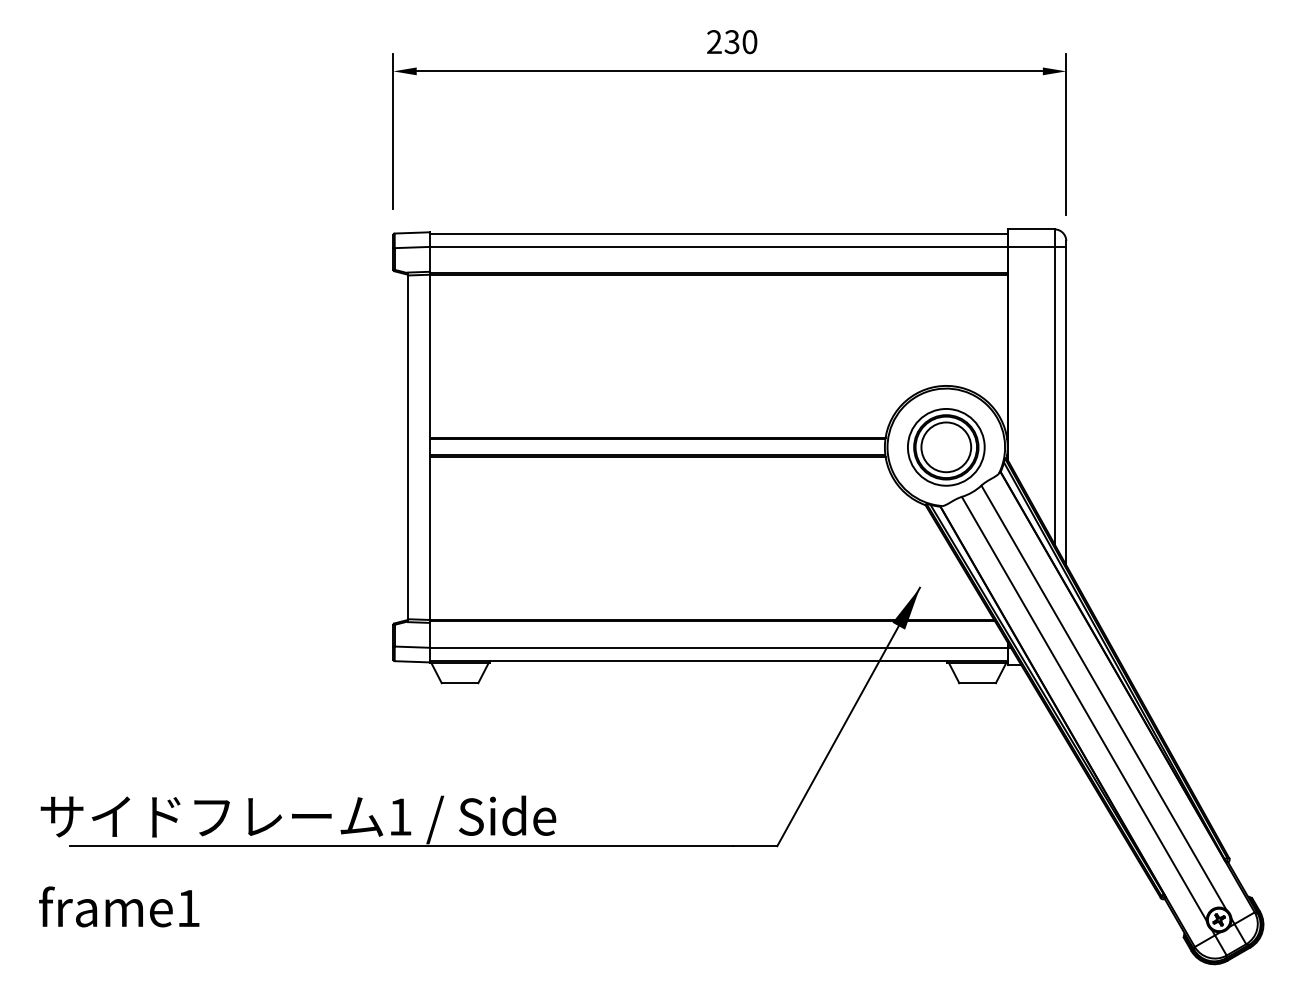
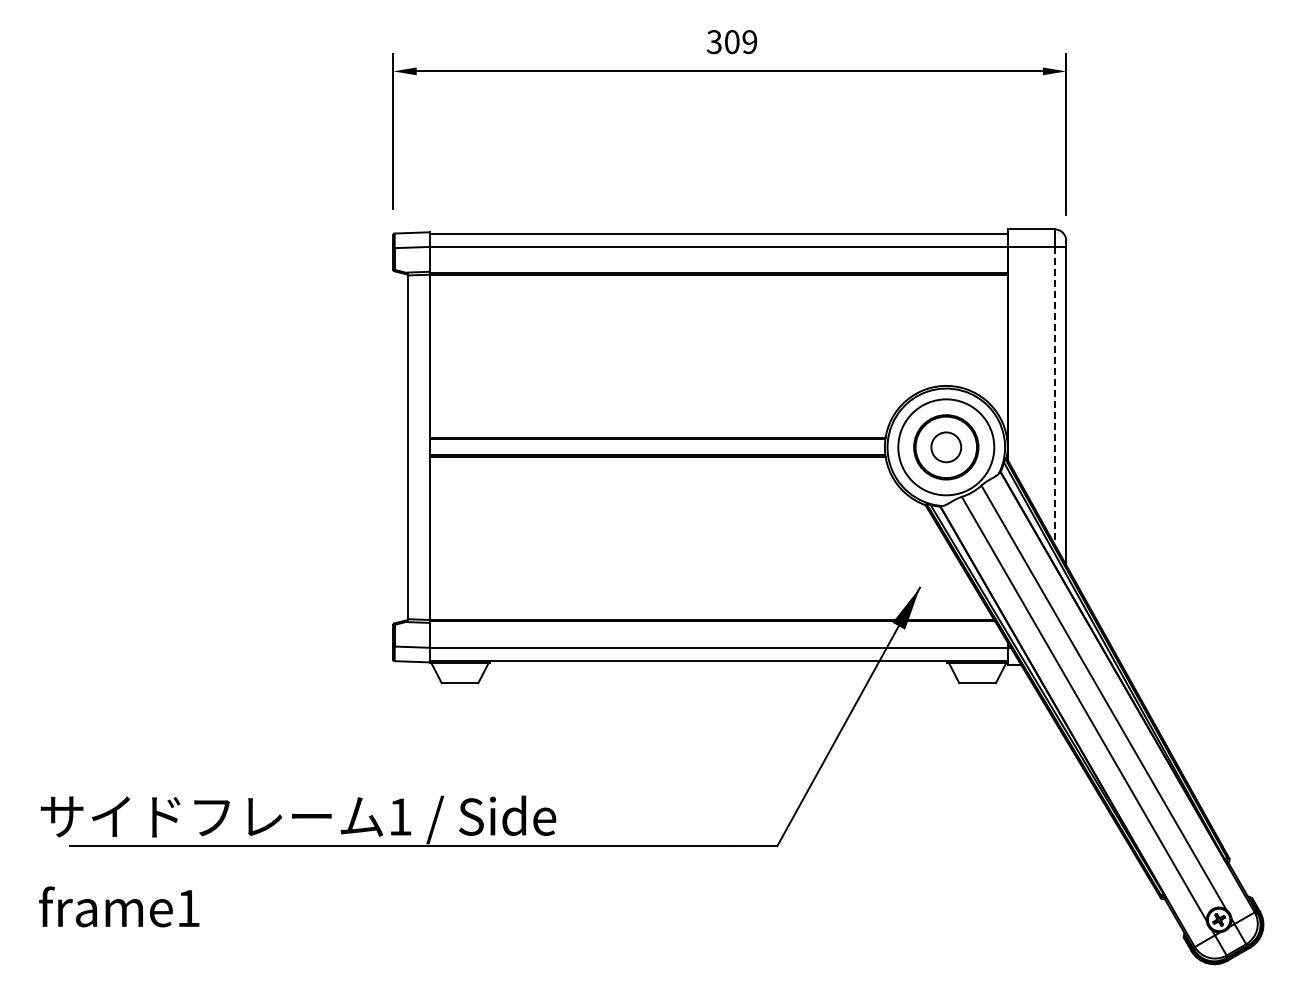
text: 230 -> 309 (732, 42)
line: solid -> dashed (1054, 395)
circle diameter: 77 px -> 96 px (946, 447)
circle diameter: 50 px -> 30 px (946, 447)
